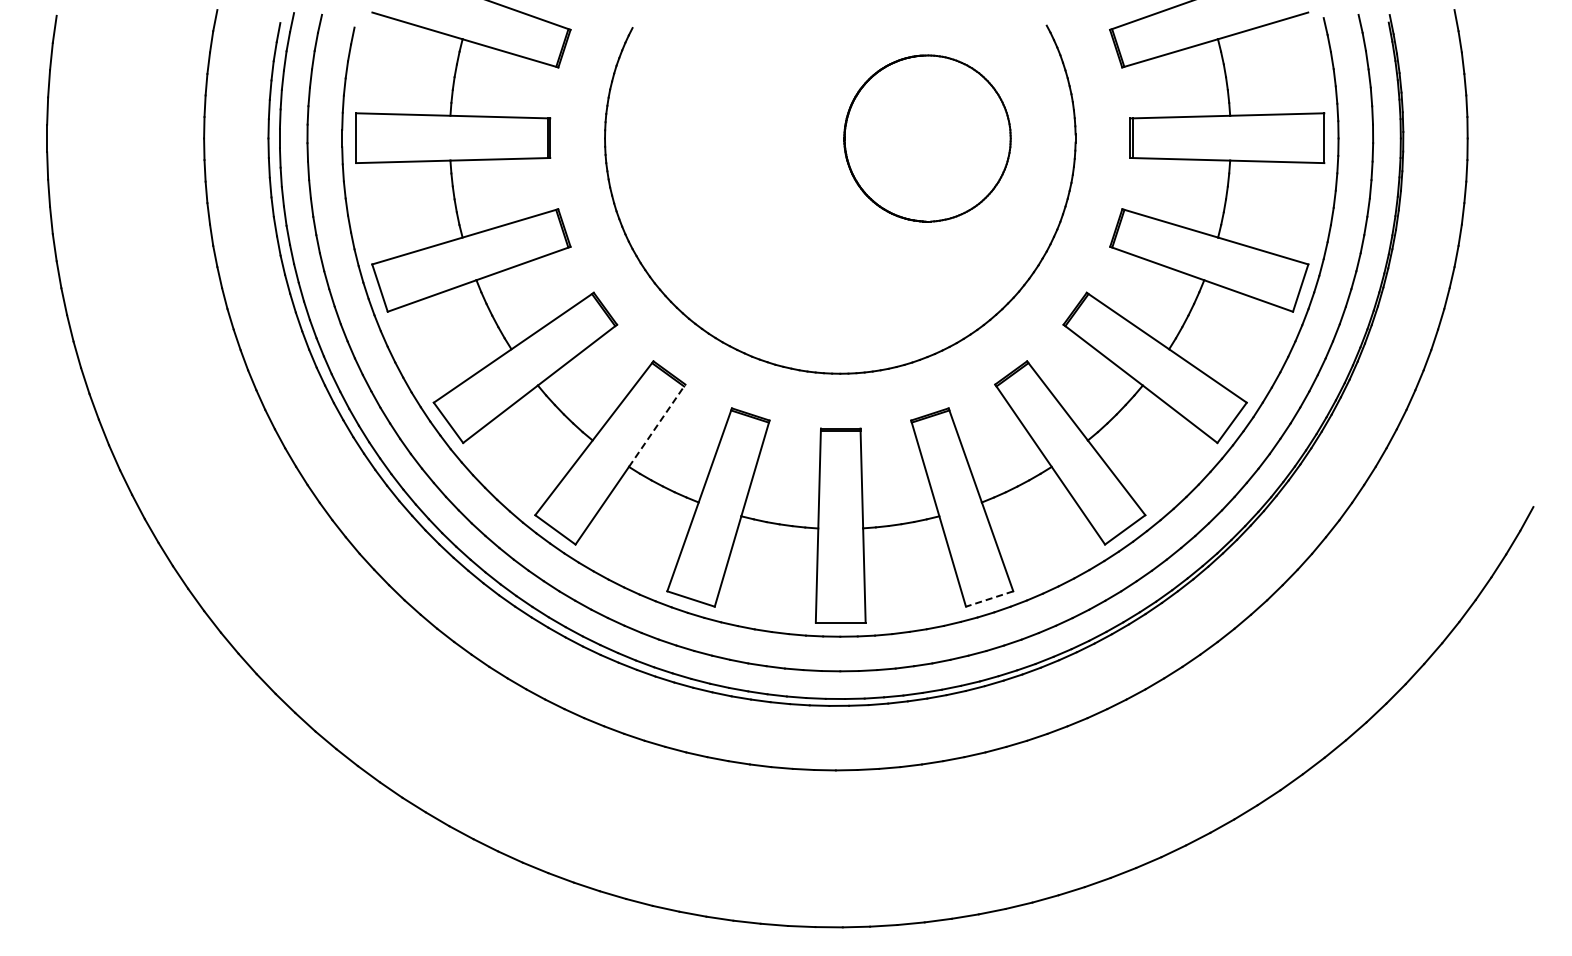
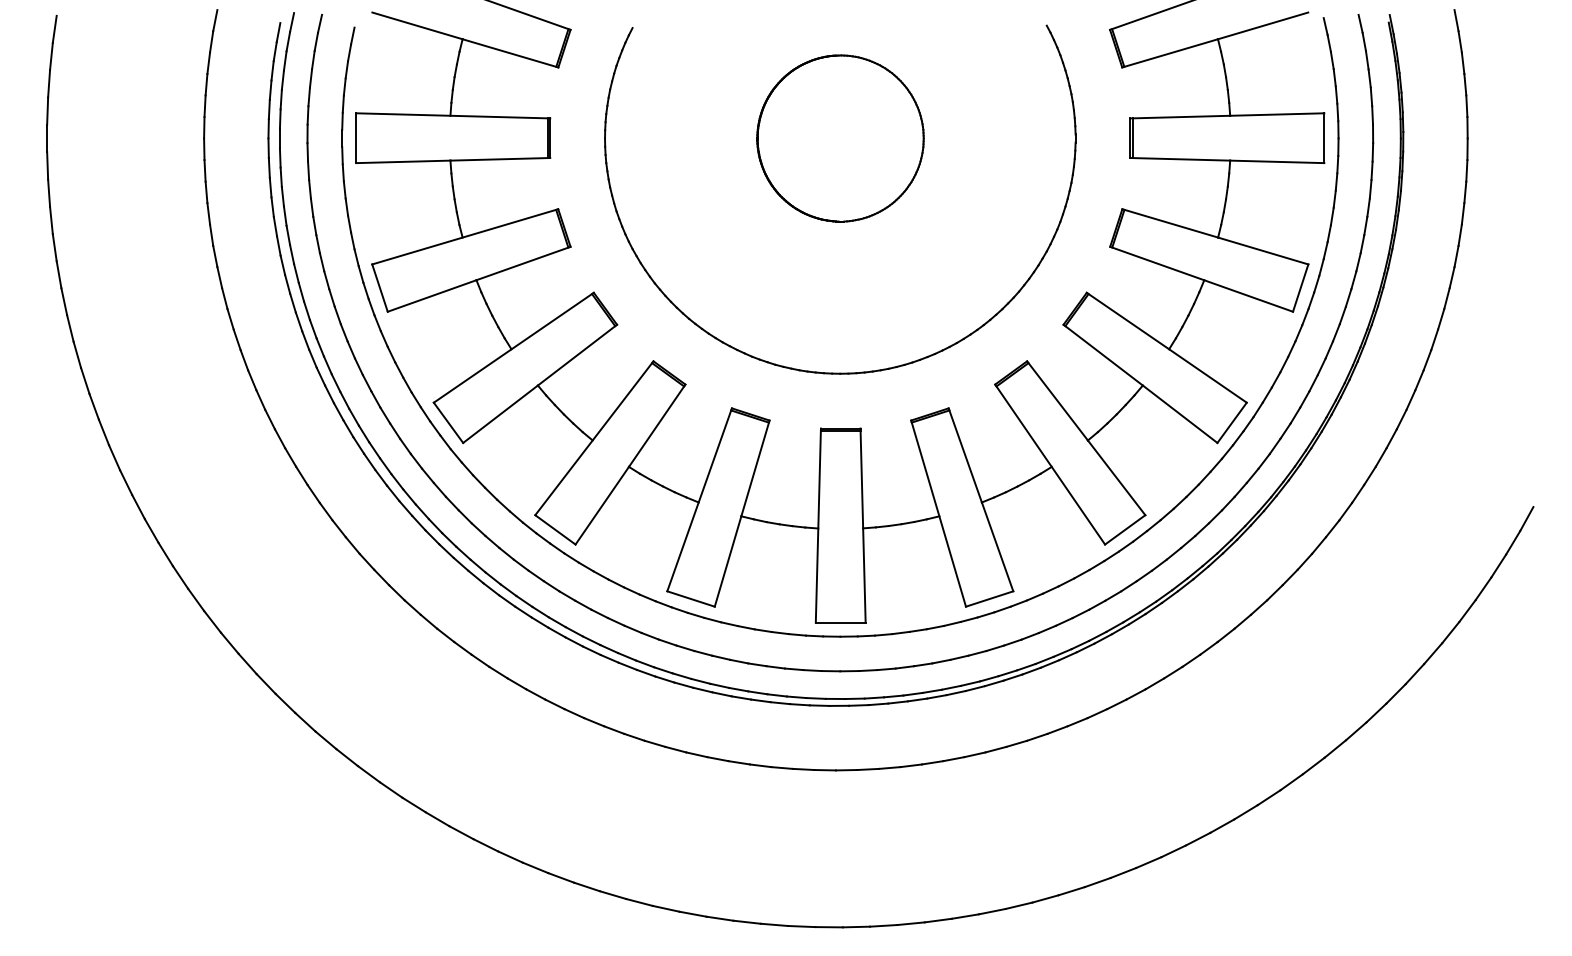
part position: (927, 138) -> (840, 138) (840, 138)
line: dashed -> solid (657, 425)
line: dashed -> solid (989, 599)
